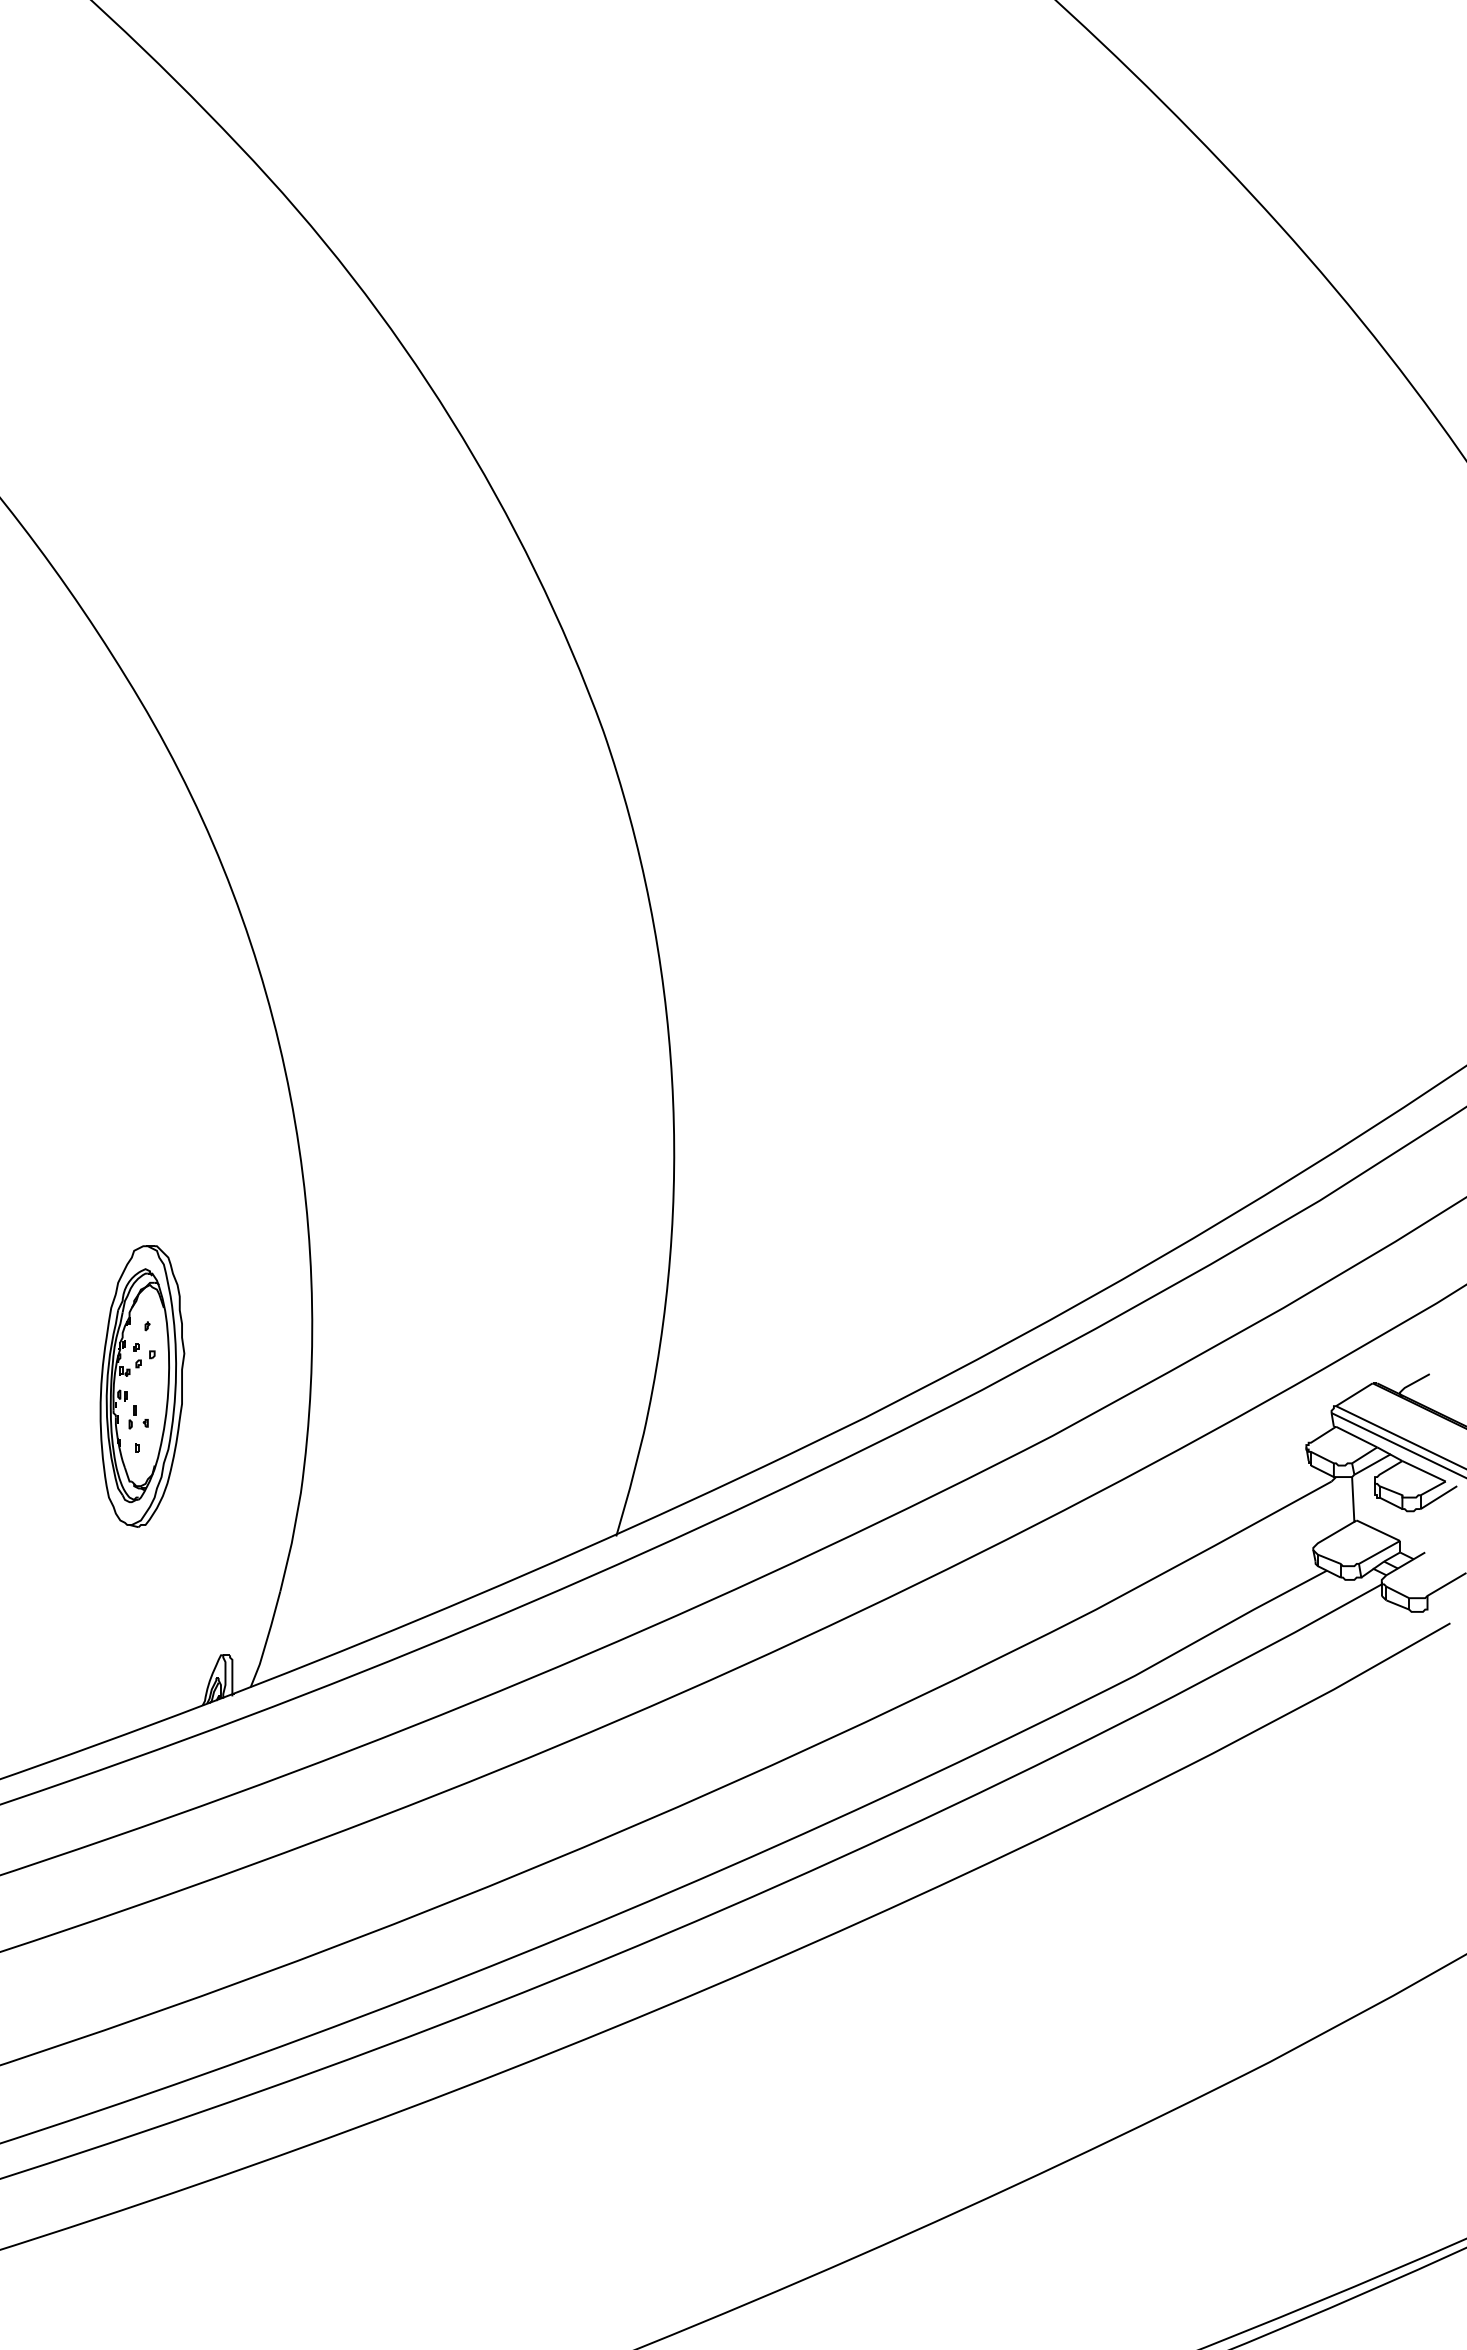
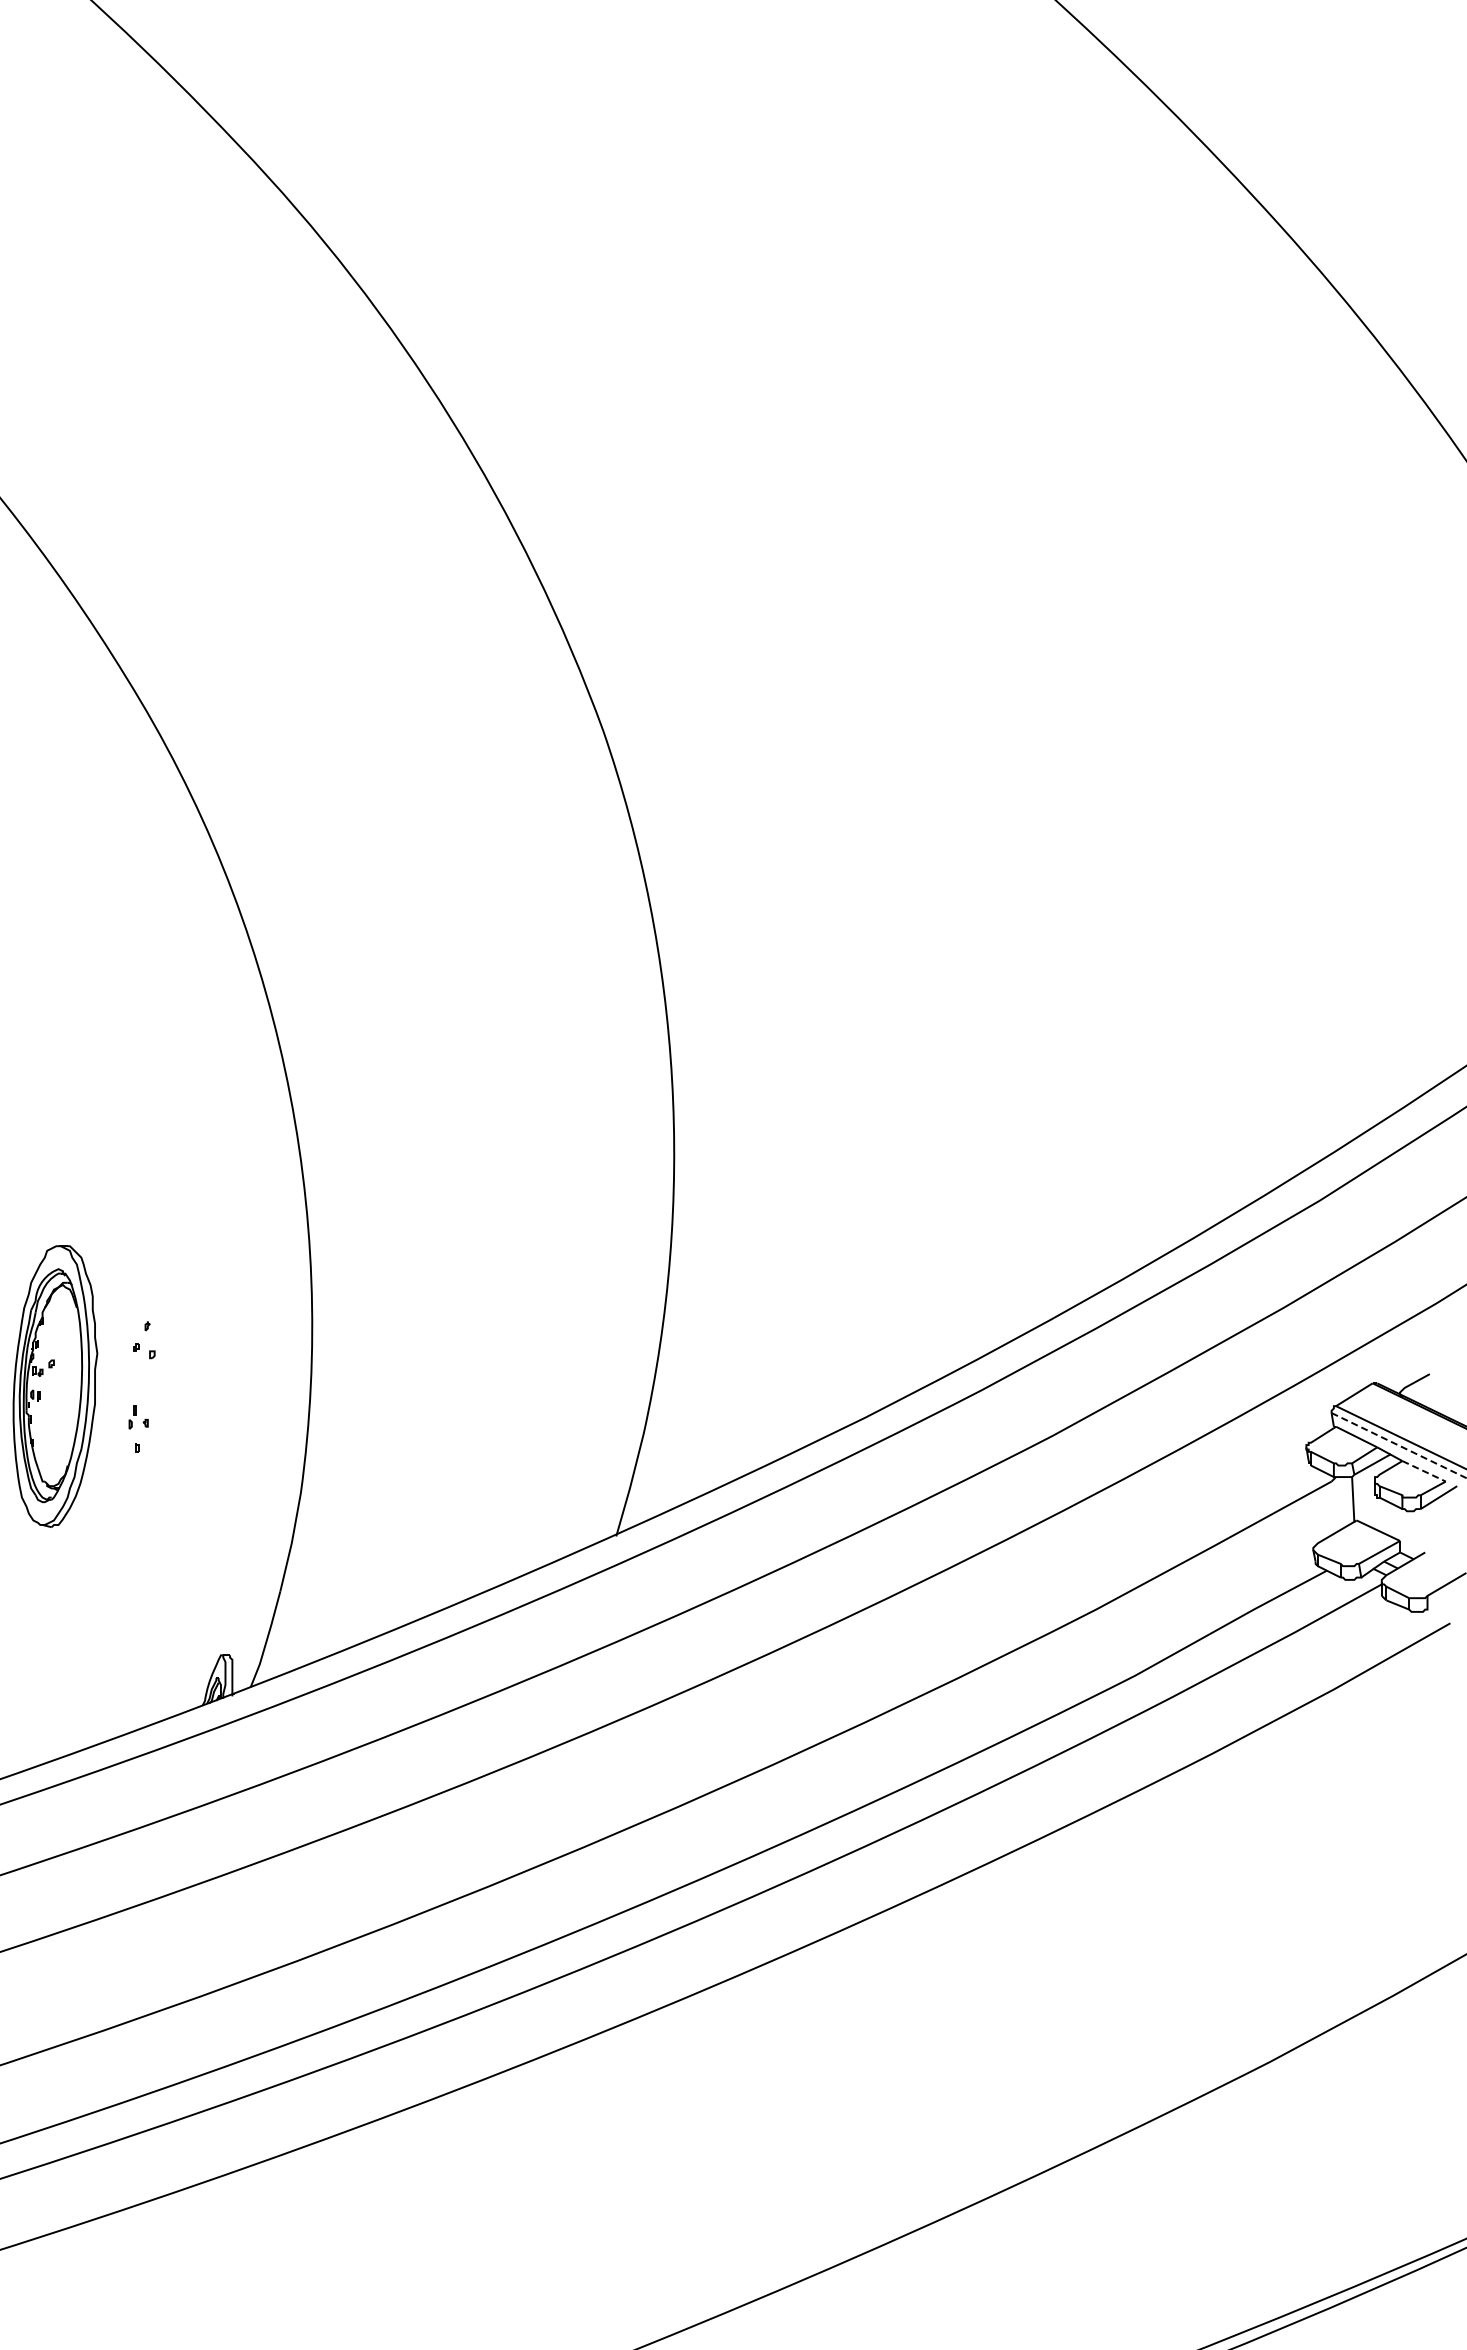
part position: (142, 1386) -> (55, 1386) (55, 1386)
line: solid -> dashed (1399, 1445)
line: solid -> dashed (1424, 1471)
